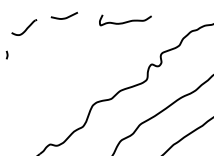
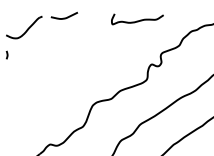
curve position: (125, 21) -> (137, 20) (137, 20)
part size: 27x17 px -> 37x25 px (24, 27)
